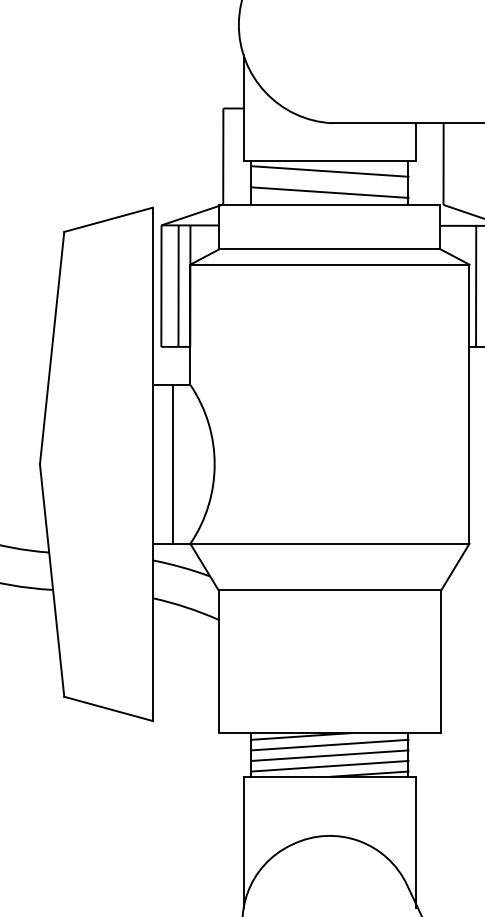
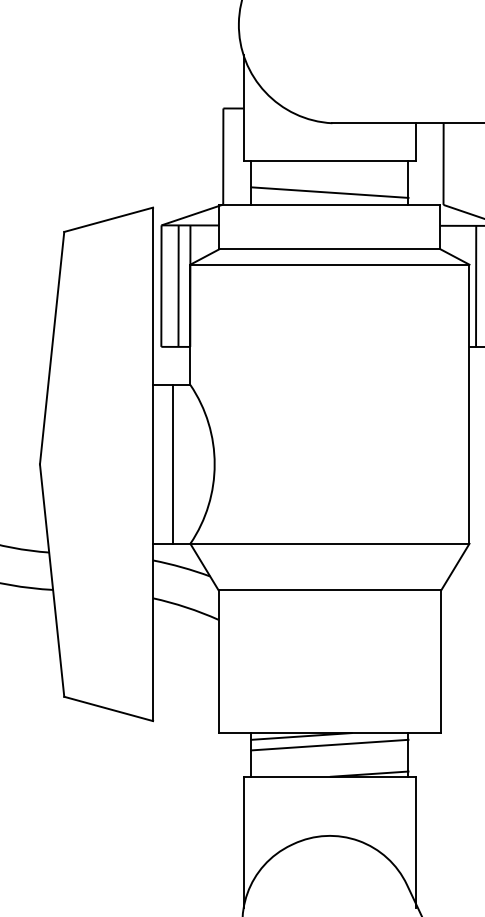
line: present -> none (329, 171)
line: present -> none (329, 755)
line: present -> none (329, 765)
